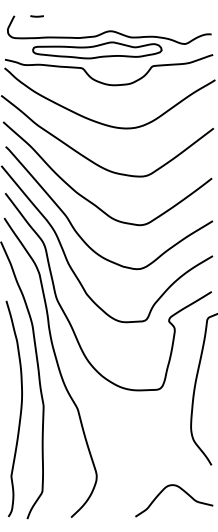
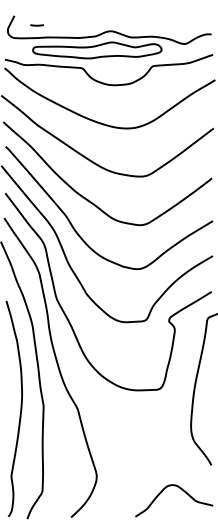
line position: (36, 16) -> (36, 25) (36, 25)
